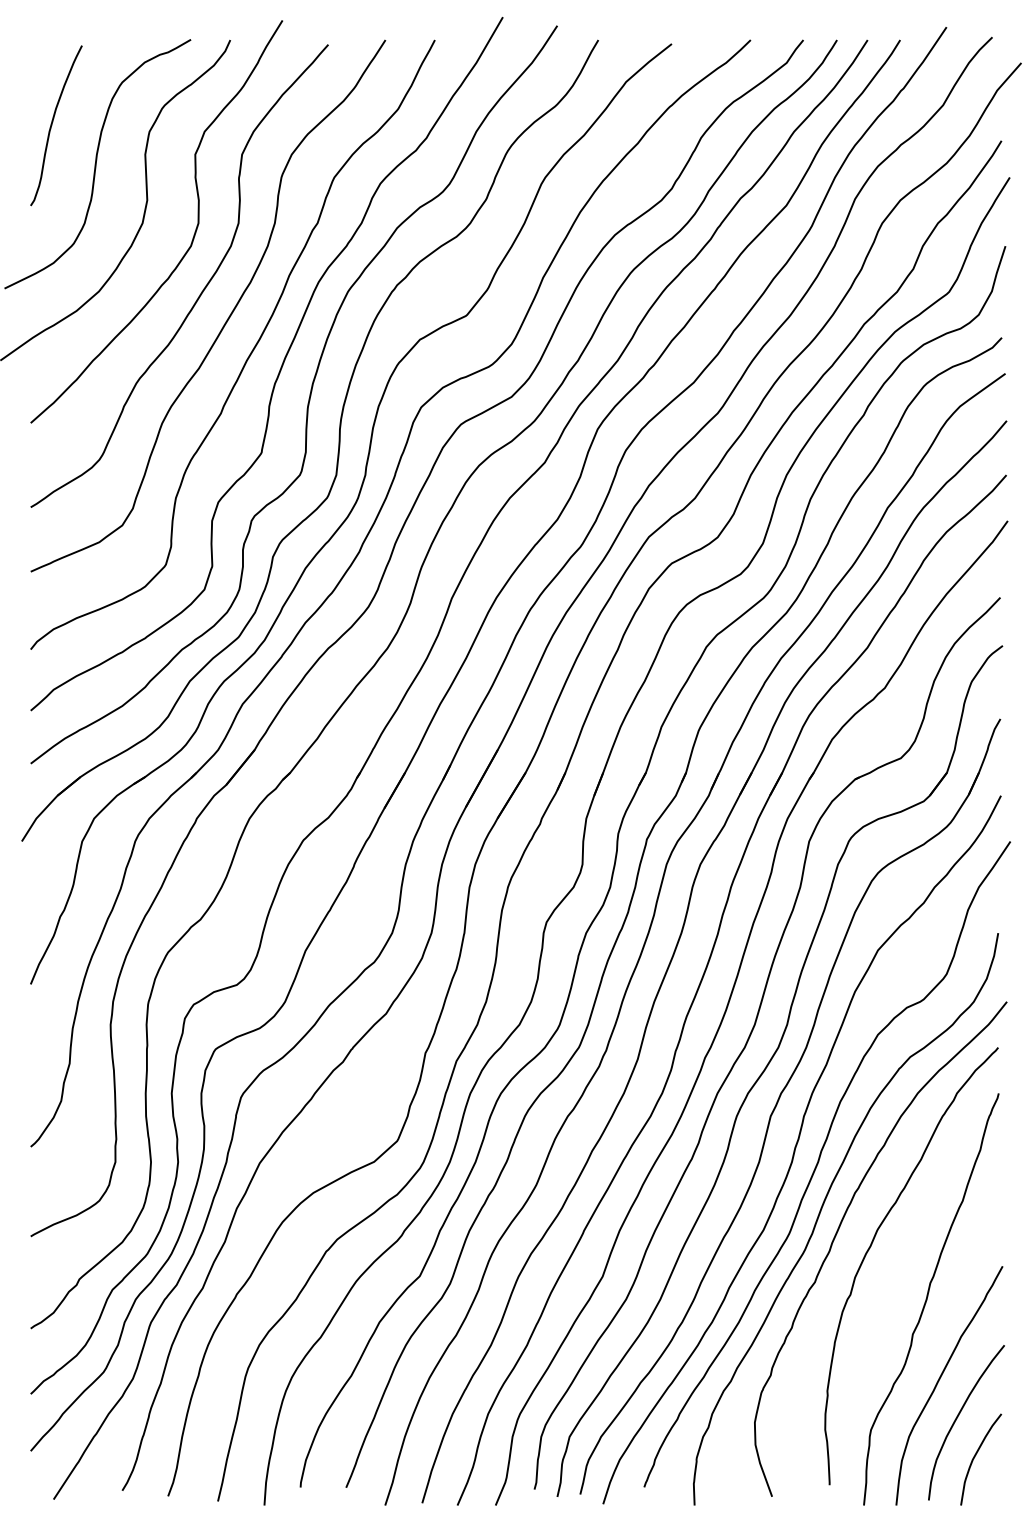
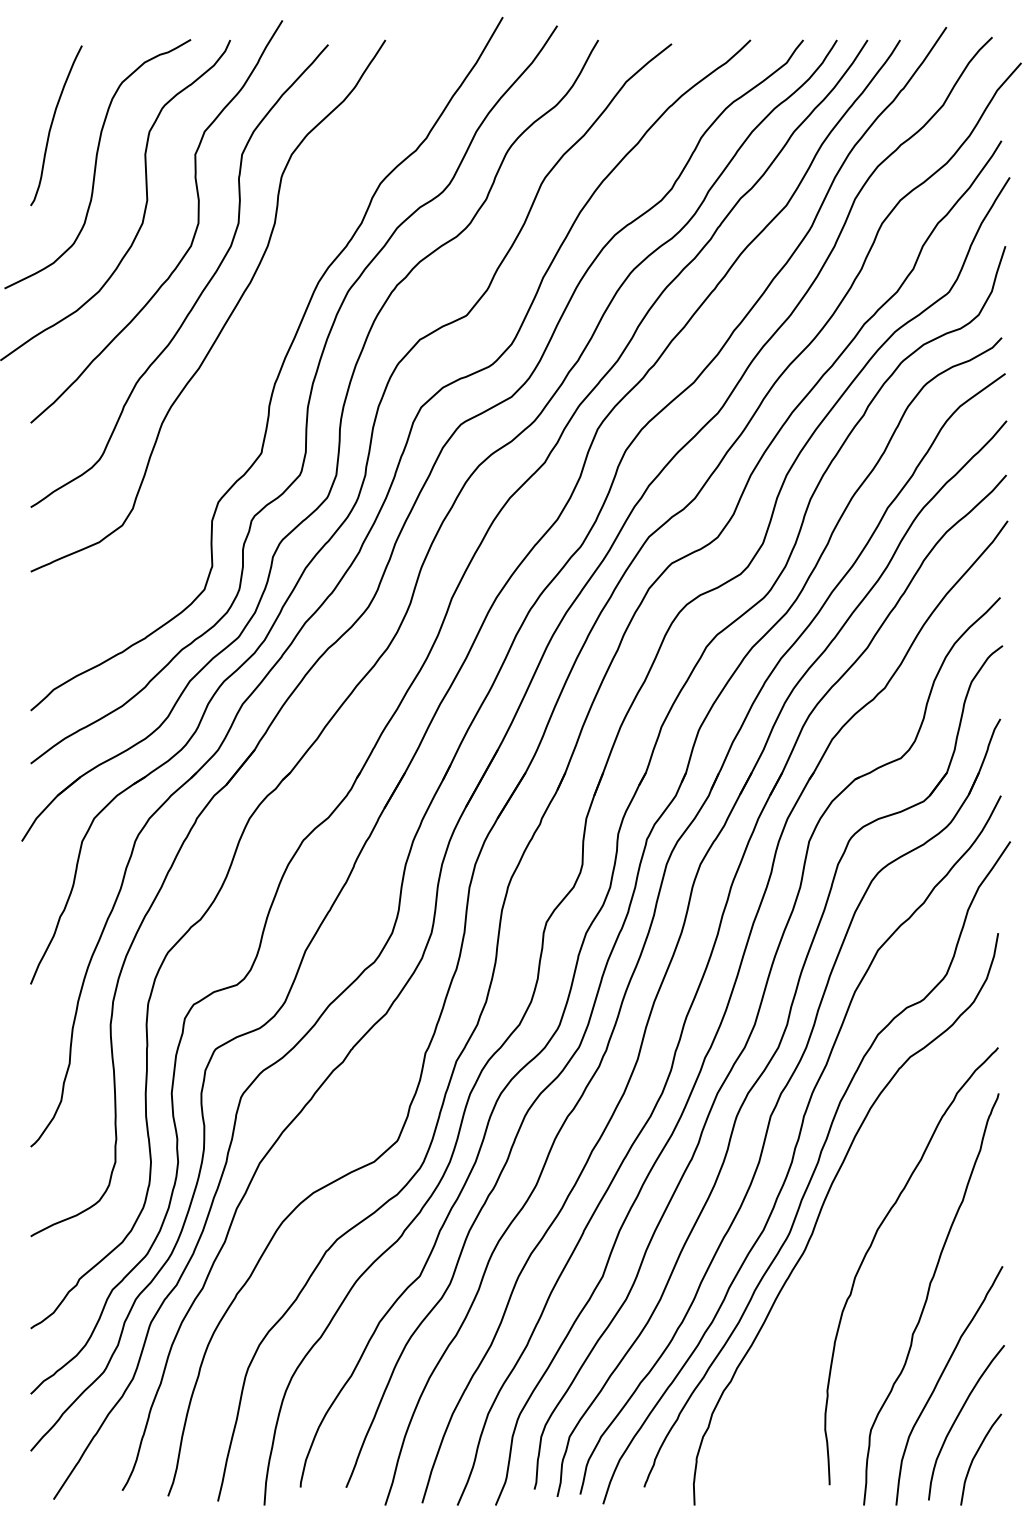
curve: present -> none (248, 355)
curve: present -> none (840, 1227)
